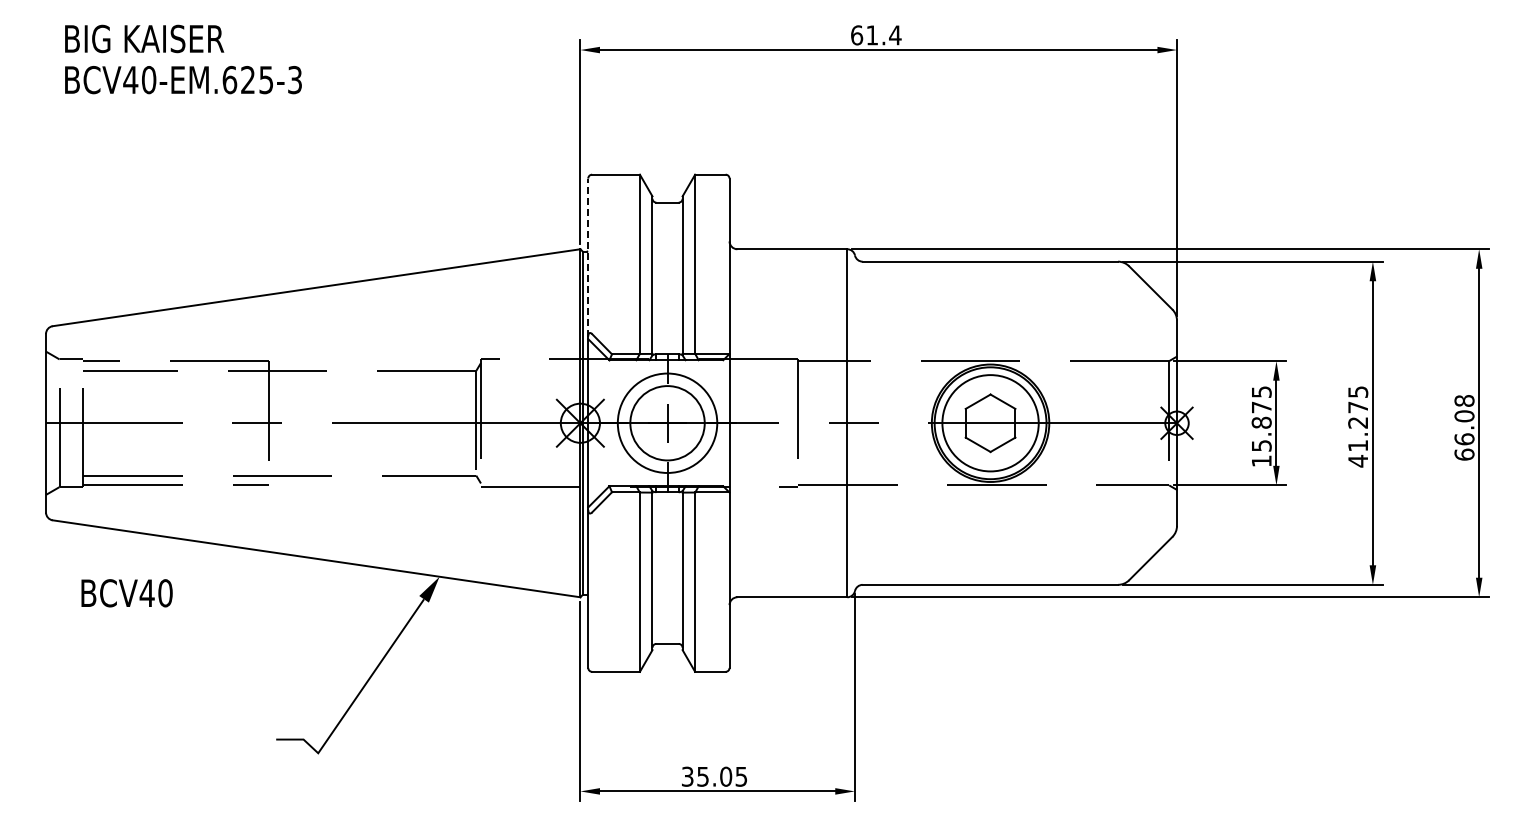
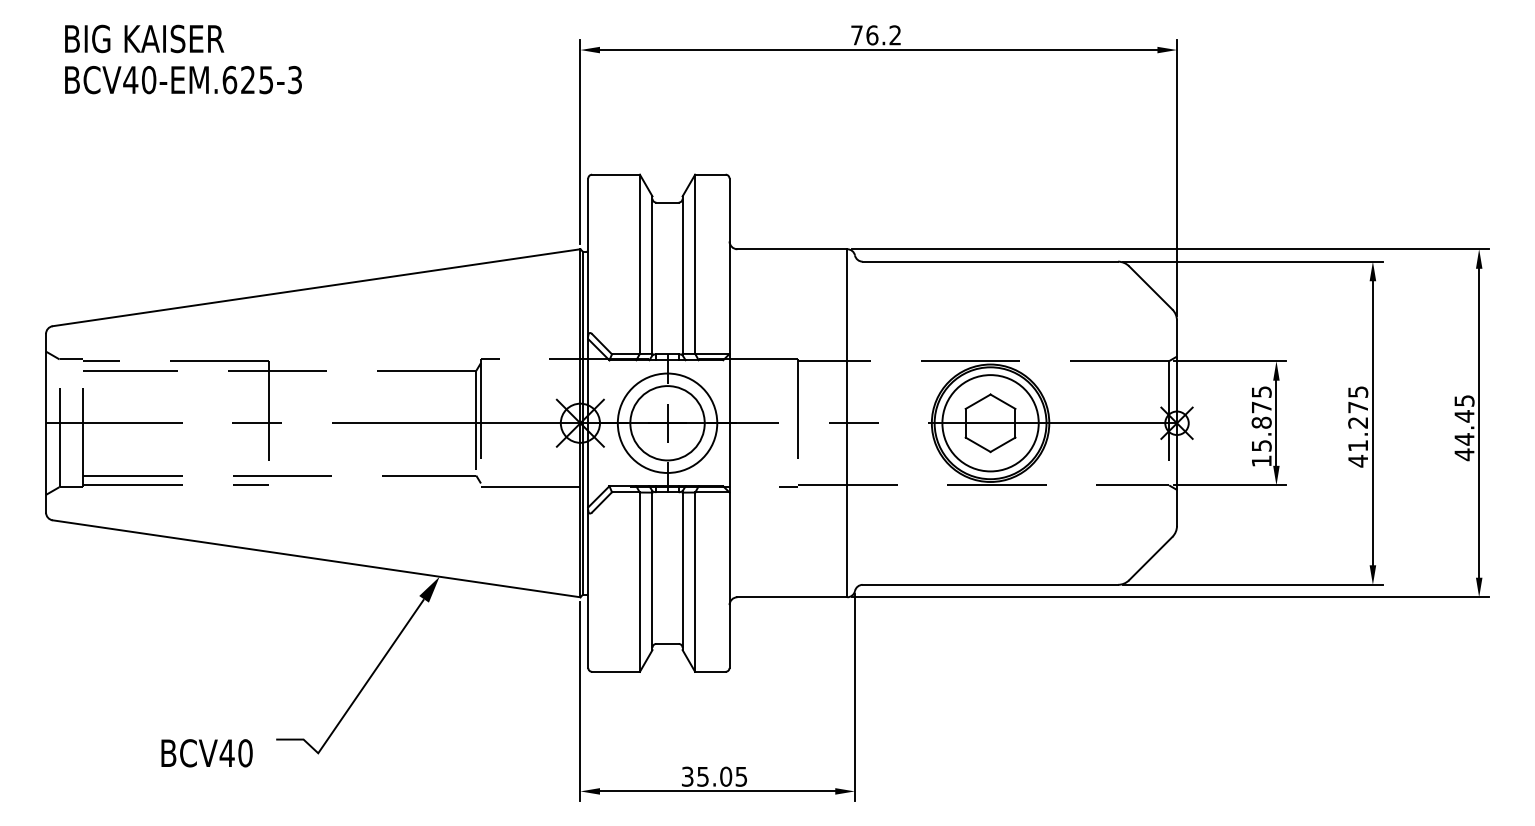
text: 61.4 -> 76.2 (876, 35)
line: dashed -> solid (588, 257)
text: 66.08 -> 44.45 (1464, 428)
text position: (126, 593) -> (206, 753) (206, 753)
